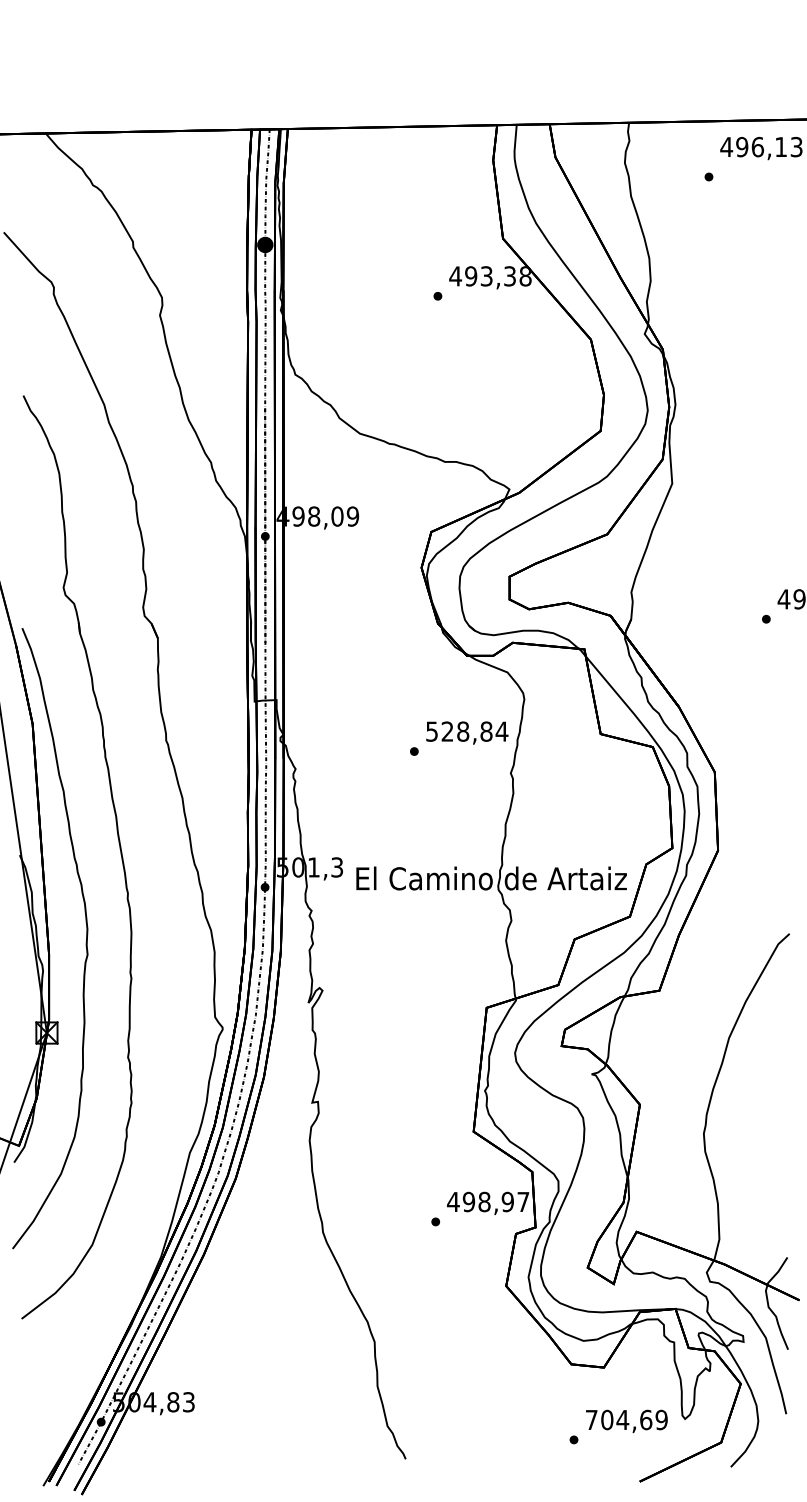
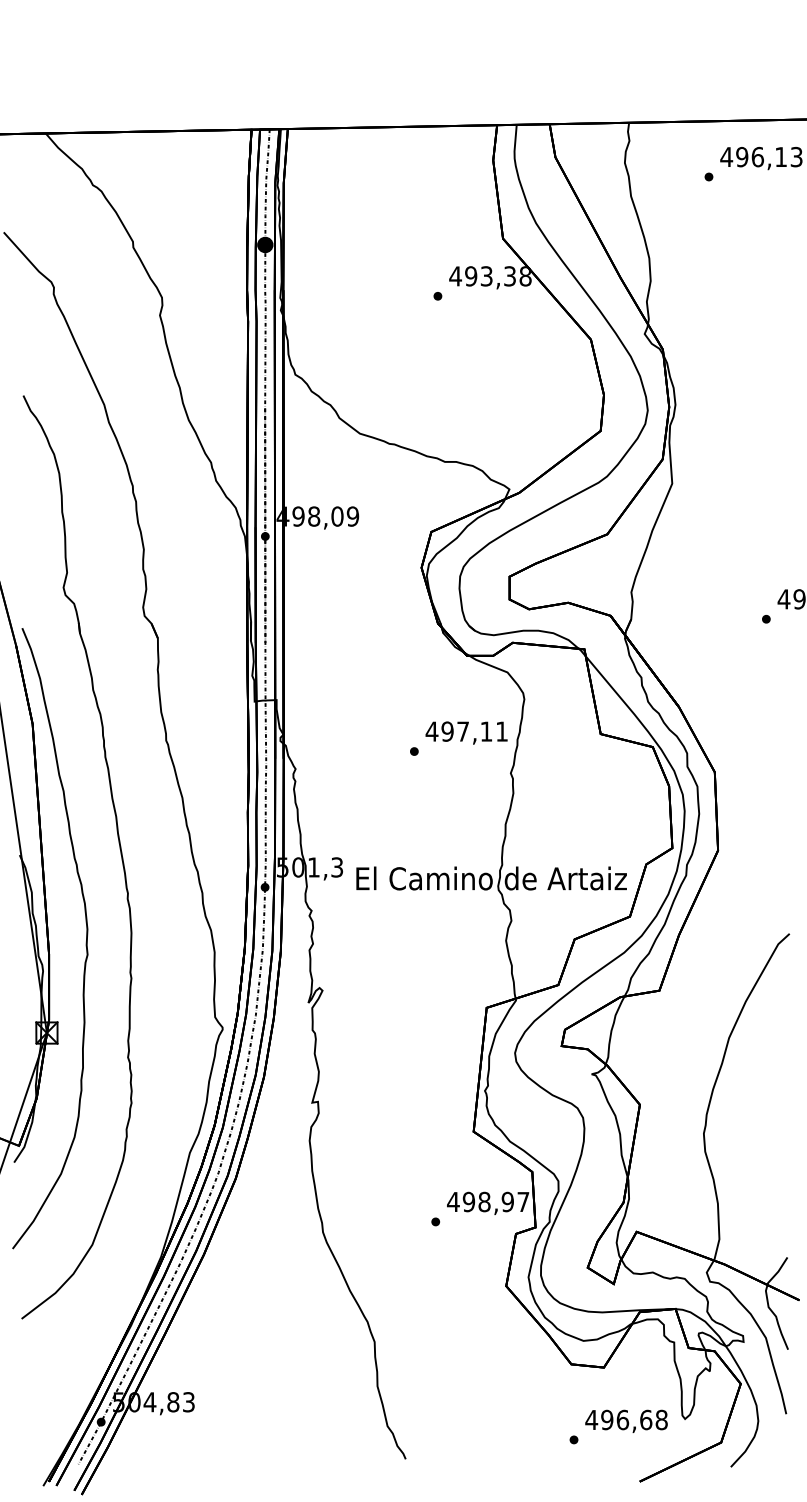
text position: (761, 148) -> (761, 158) (761, 158)
text: 528,84 -> 497,11 (466, 731)
text: 704,69 -> 496,68 (626, 1419)
